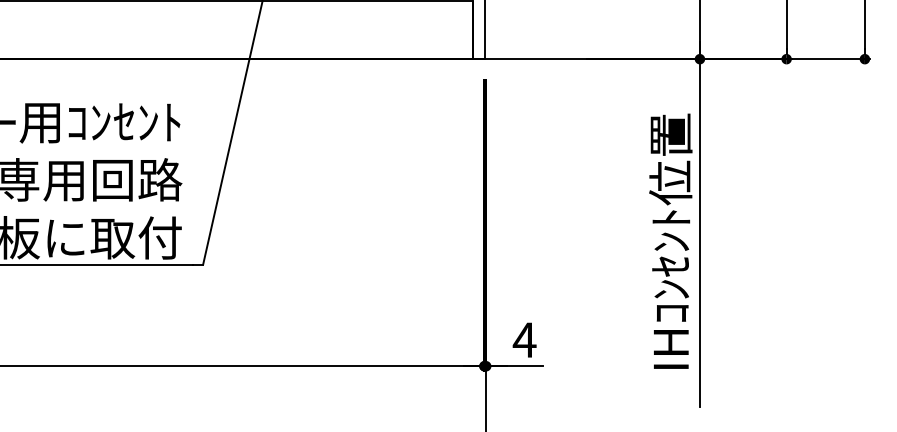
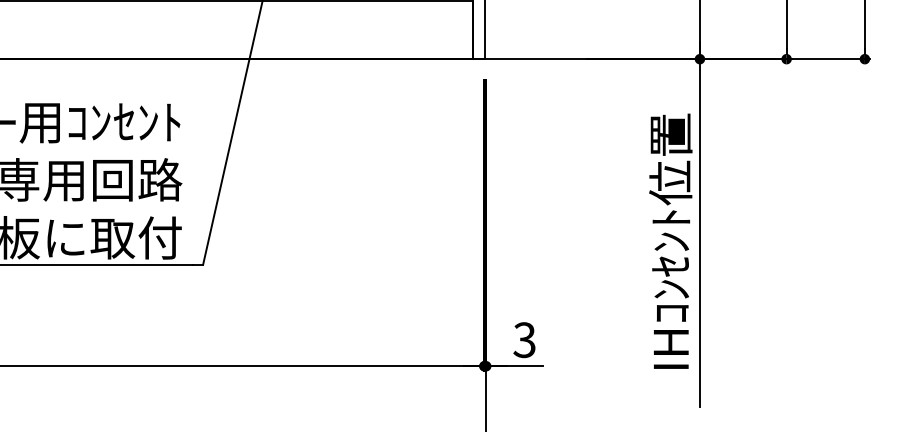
text: 4 -> 3 (524, 340)
